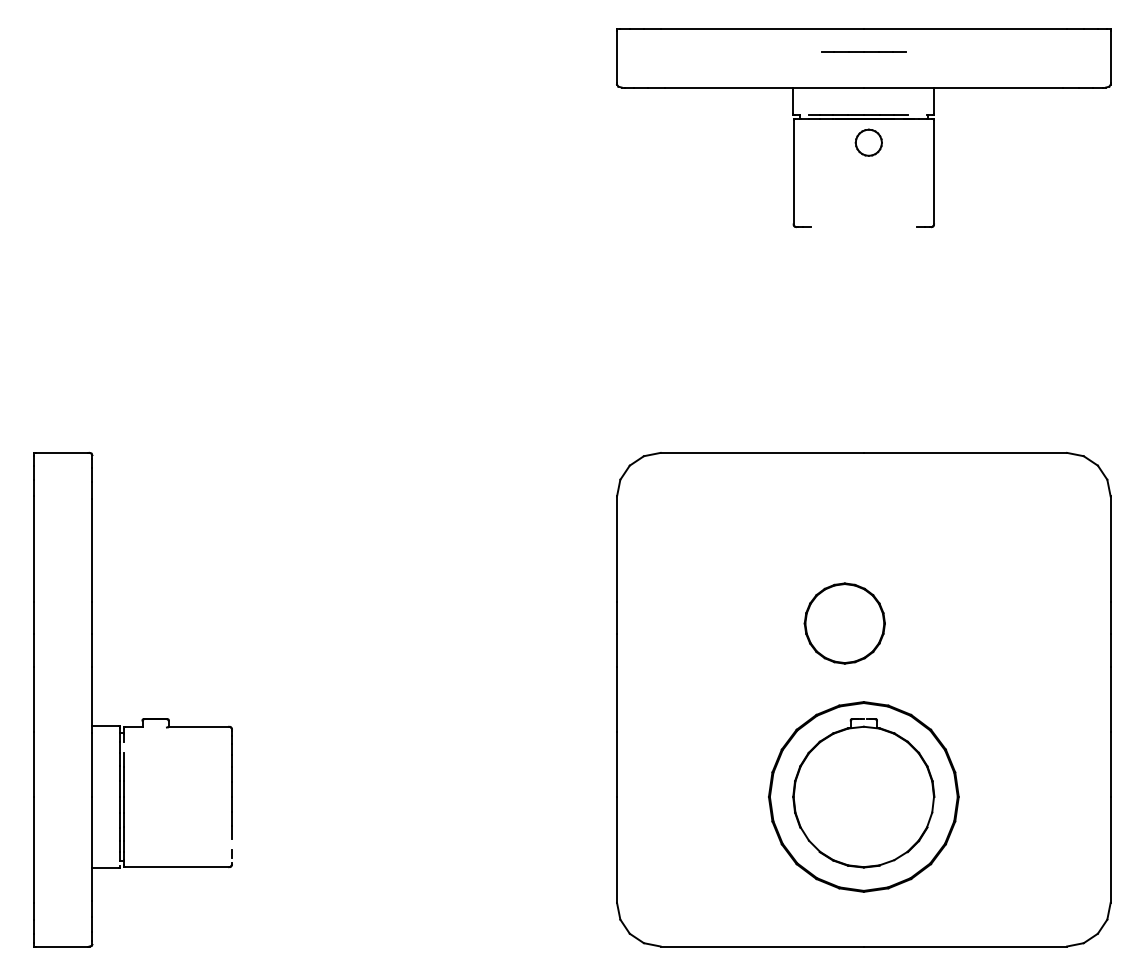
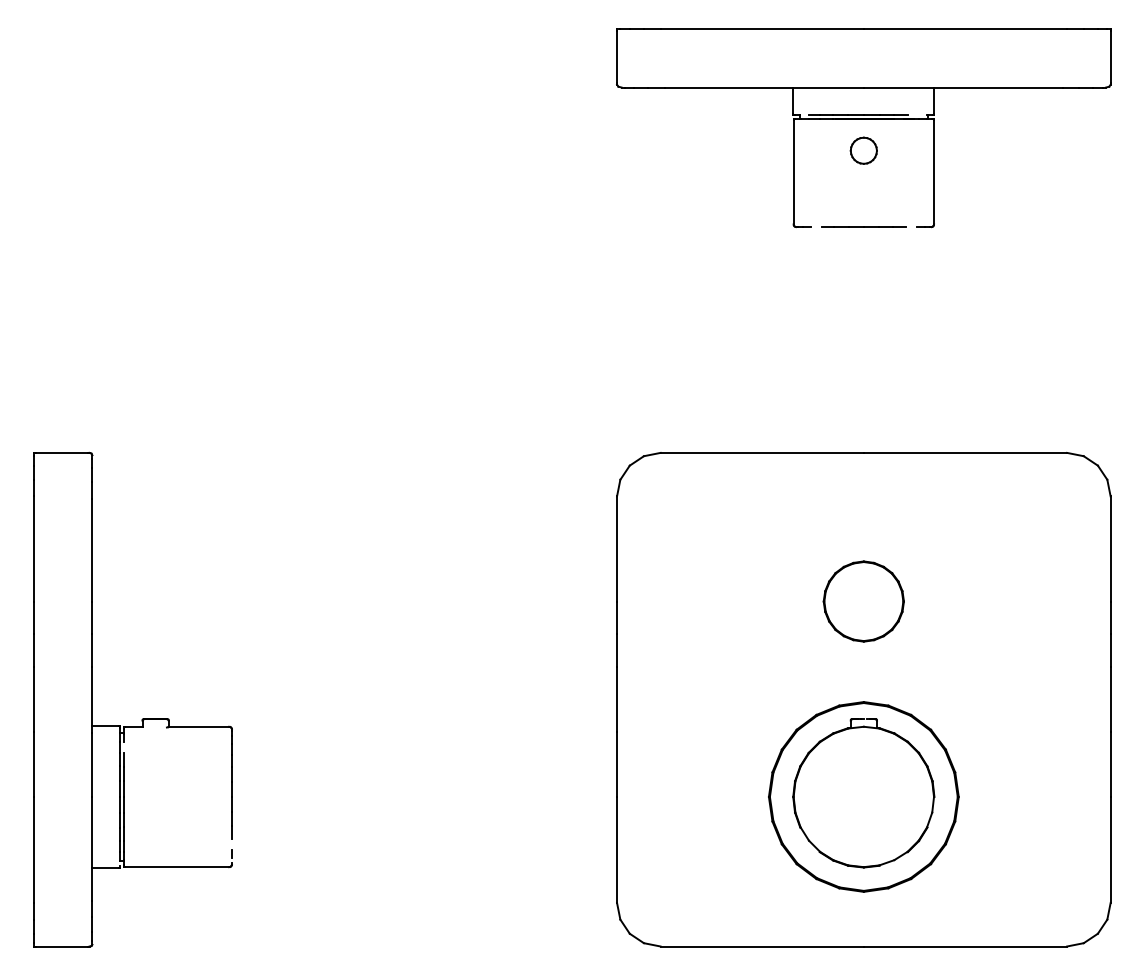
line position: (863, 51) -> (863, 226) (863, 226)
part position: (868, 142) -> (863, 150) (863, 150)
part position: (844, 623) -> (863, 601) (863, 601)
